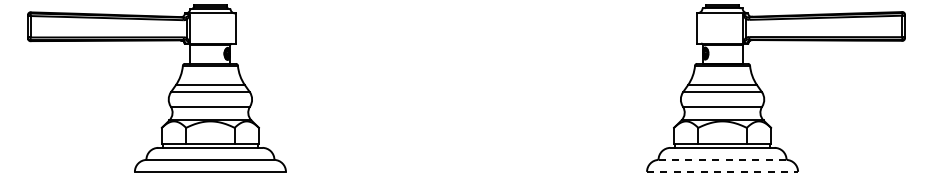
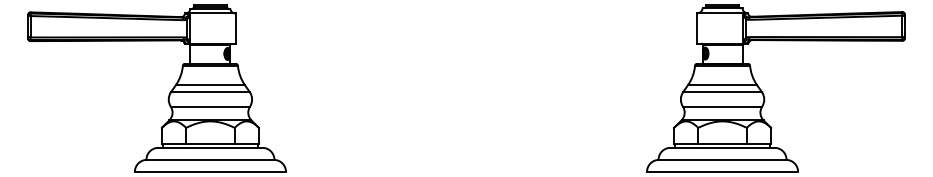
line: dashed -> solid (723, 159)
line: dashed -> solid (722, 171)
